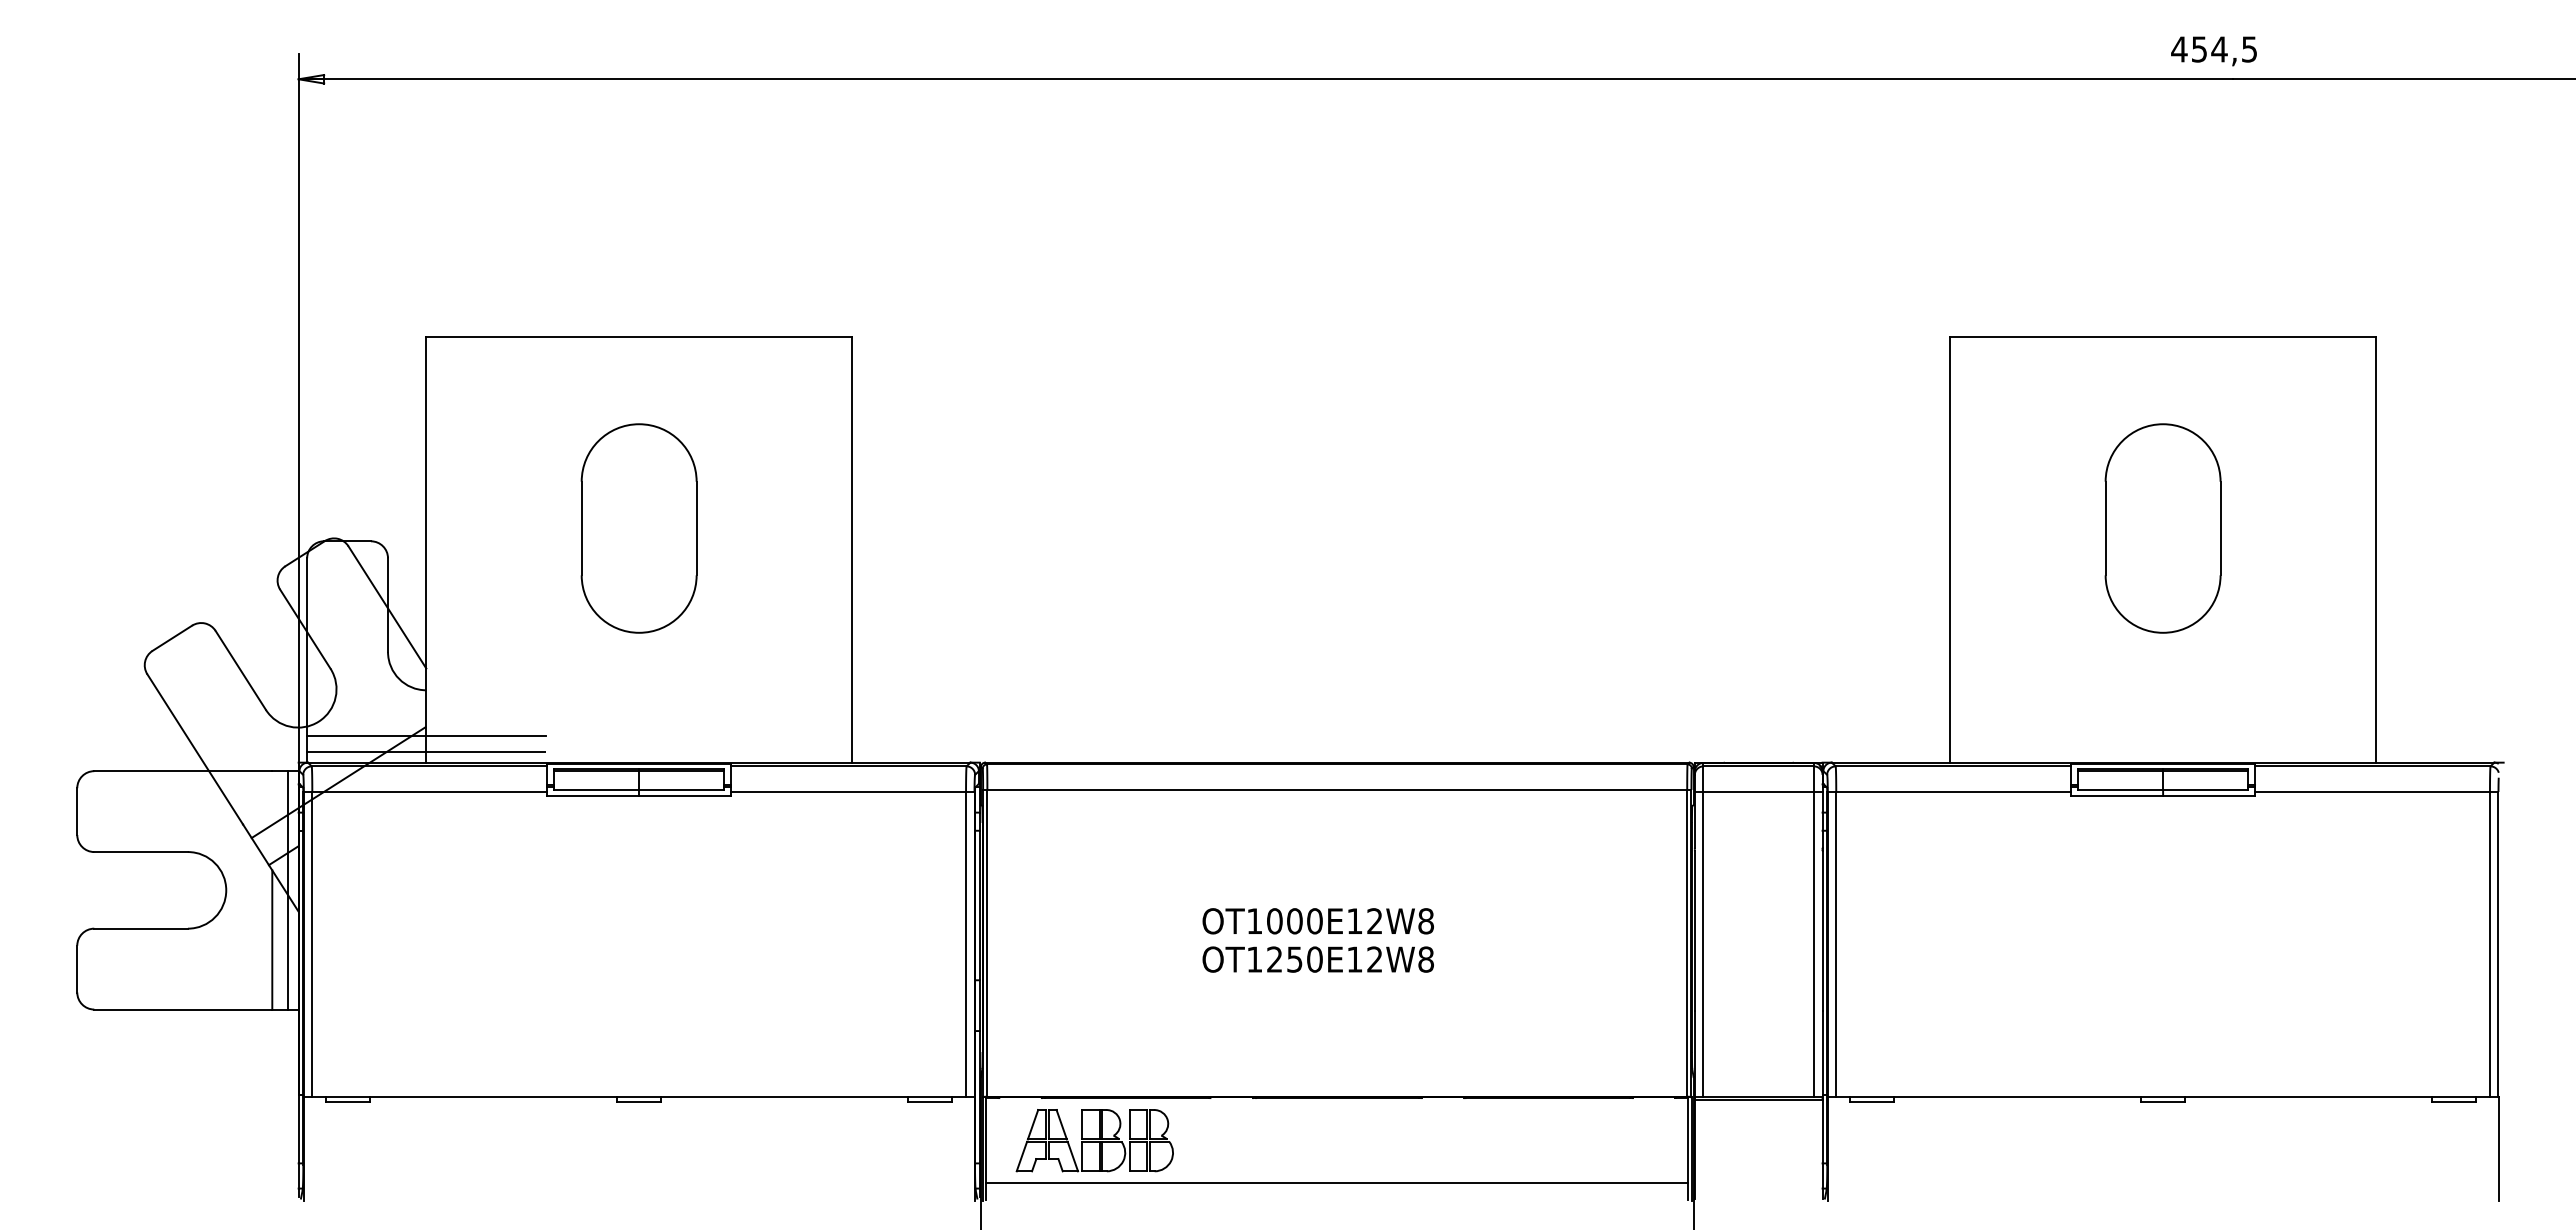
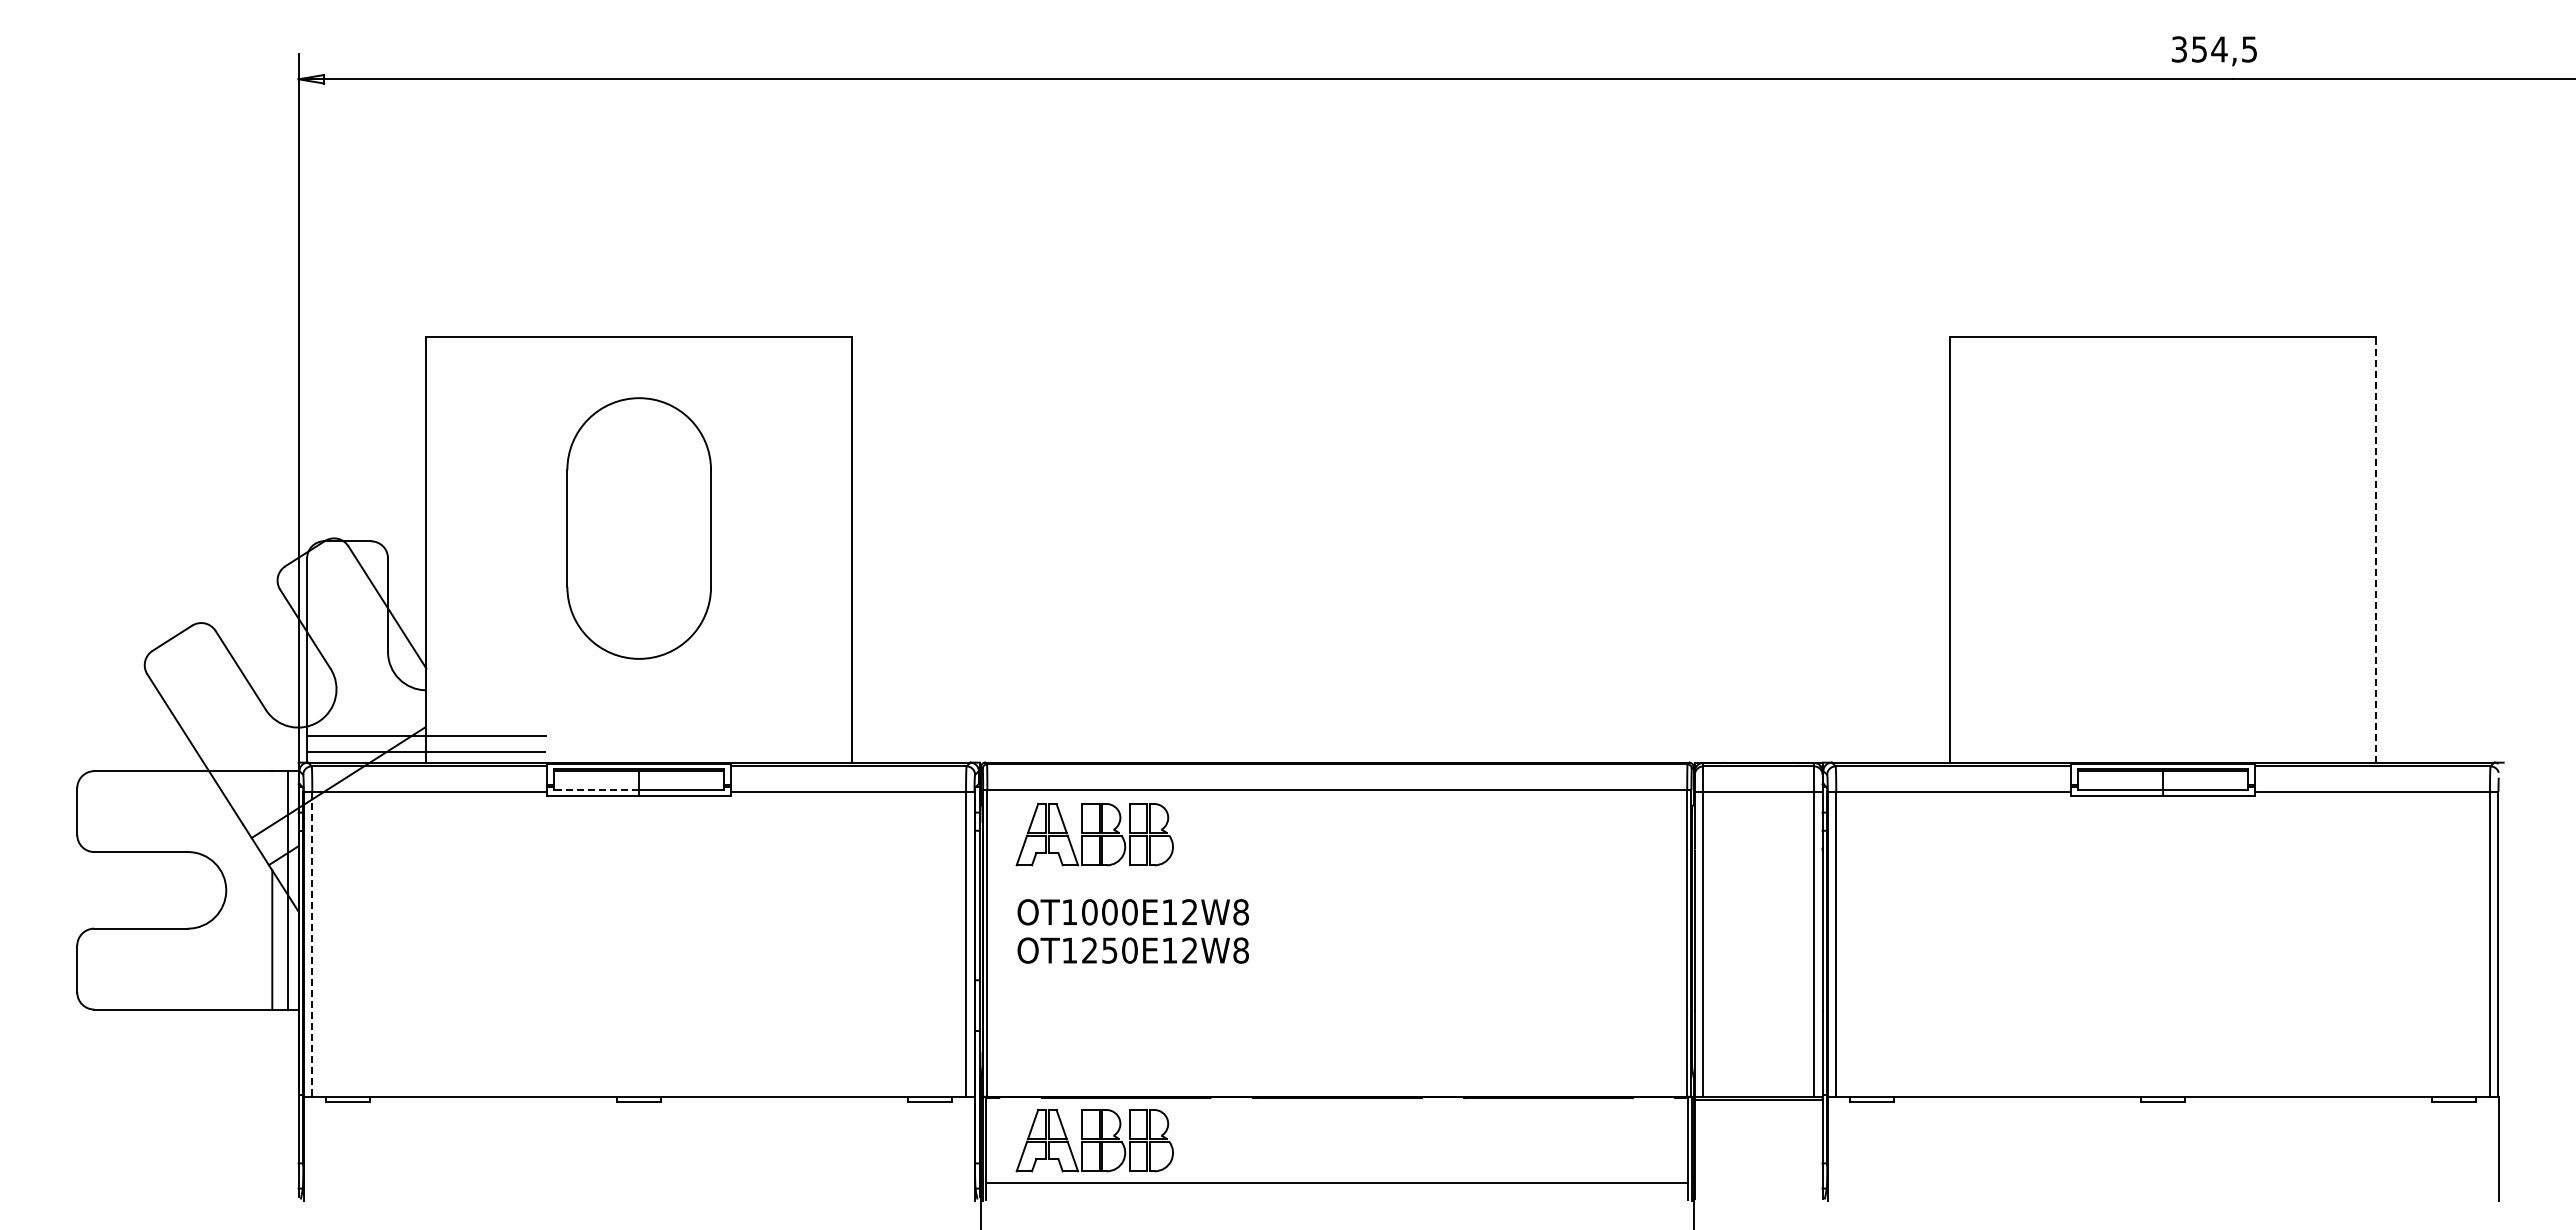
text: 454,5 -> 354,5 (2179, 49)
part size: 118x211 px -> 146x263 px (638, 528)
part: present -> none (2162, 528)
line: solid -> dashed (2375, 549)
line: solid -> dashed (596, 789)
part: none -> present (1094, 834)
text position: (1317, 940) -> (1132, 931) (1132, 931)
line: solid -> dashed (312, 944)
